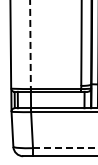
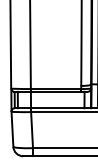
line: dashed -> solid (30, 45)
line: dashed -> solid (65, 148)
